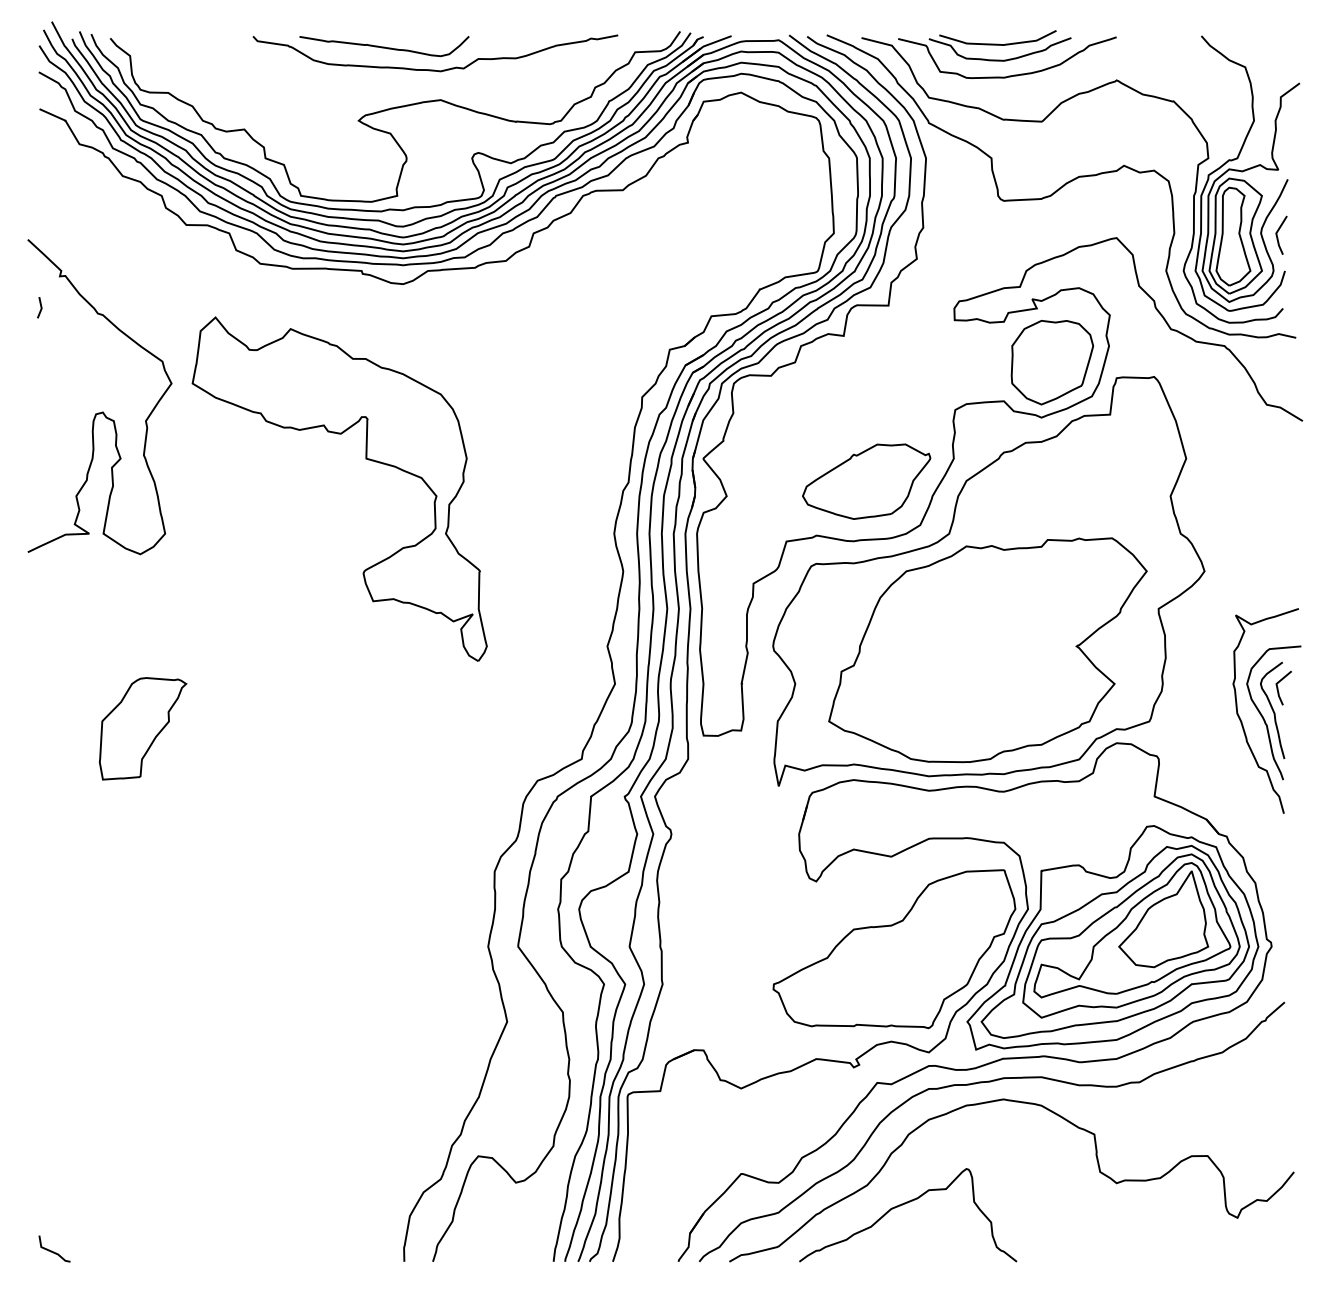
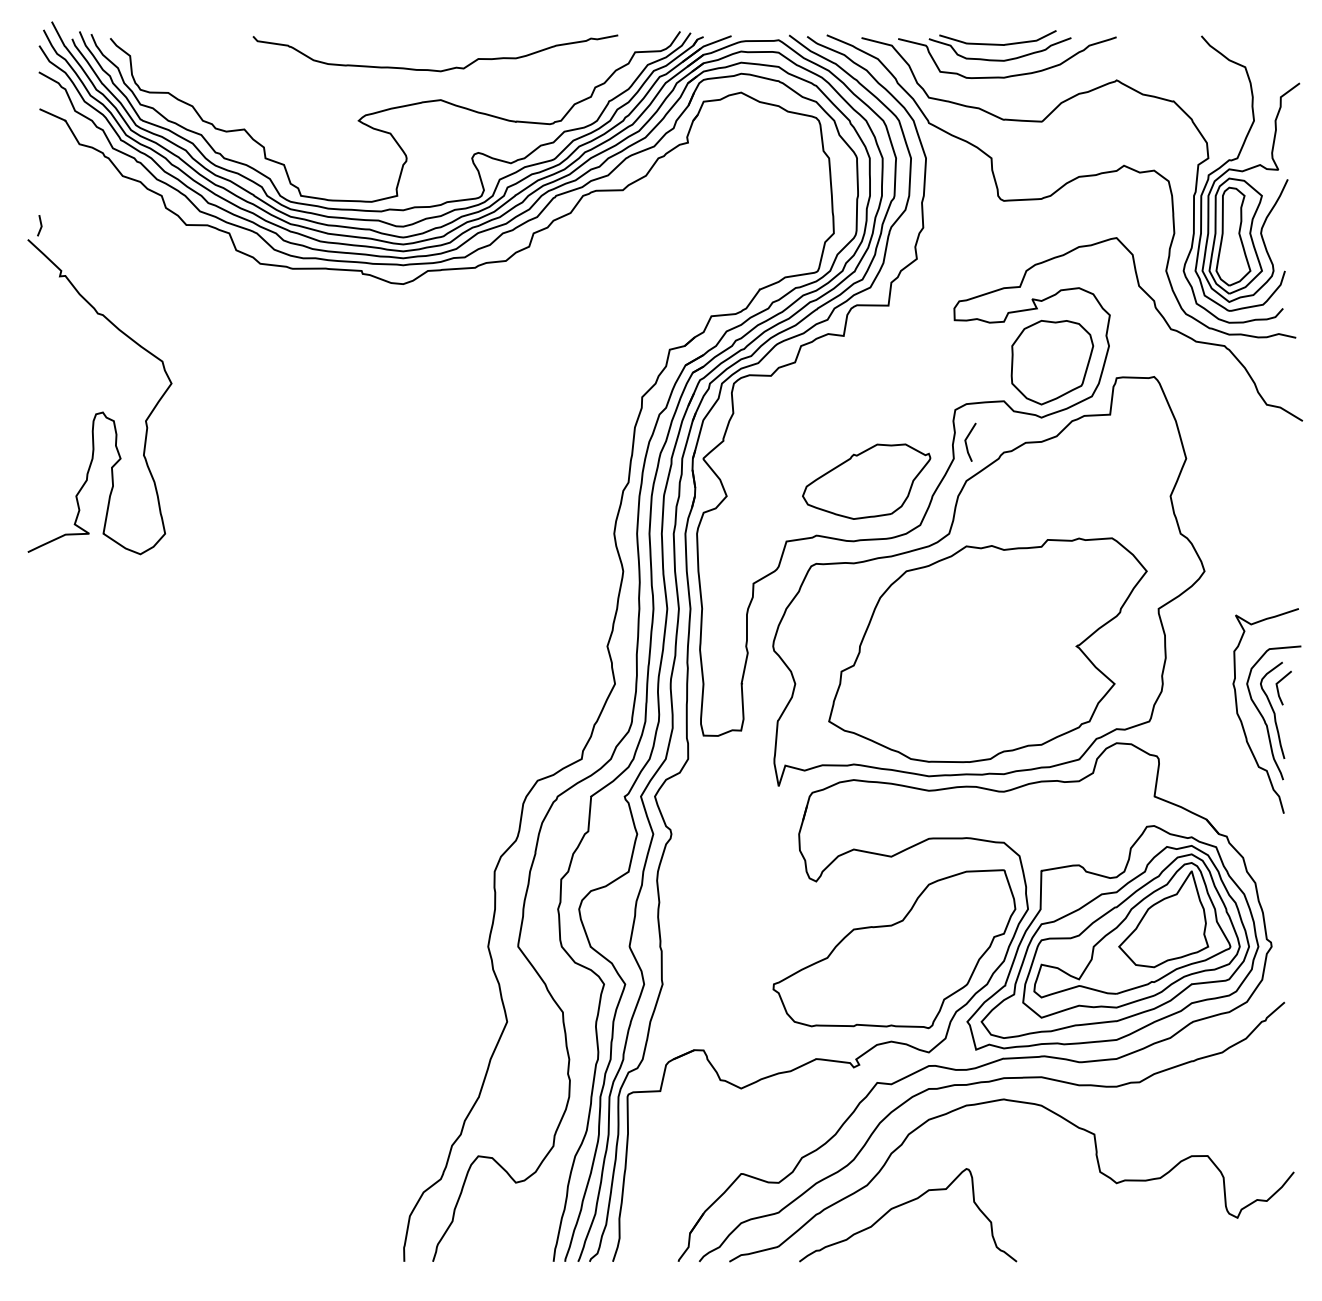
curve: present -> none (384, 46)
line position: (1277, 234) -> (966, 441) (966, 441)
line position: (40, 307) -> (40, 225) (40, 225)
part: present -> none (365, 459)
part: present -> none (143, 728)
line: present -> none (54, 1251)
